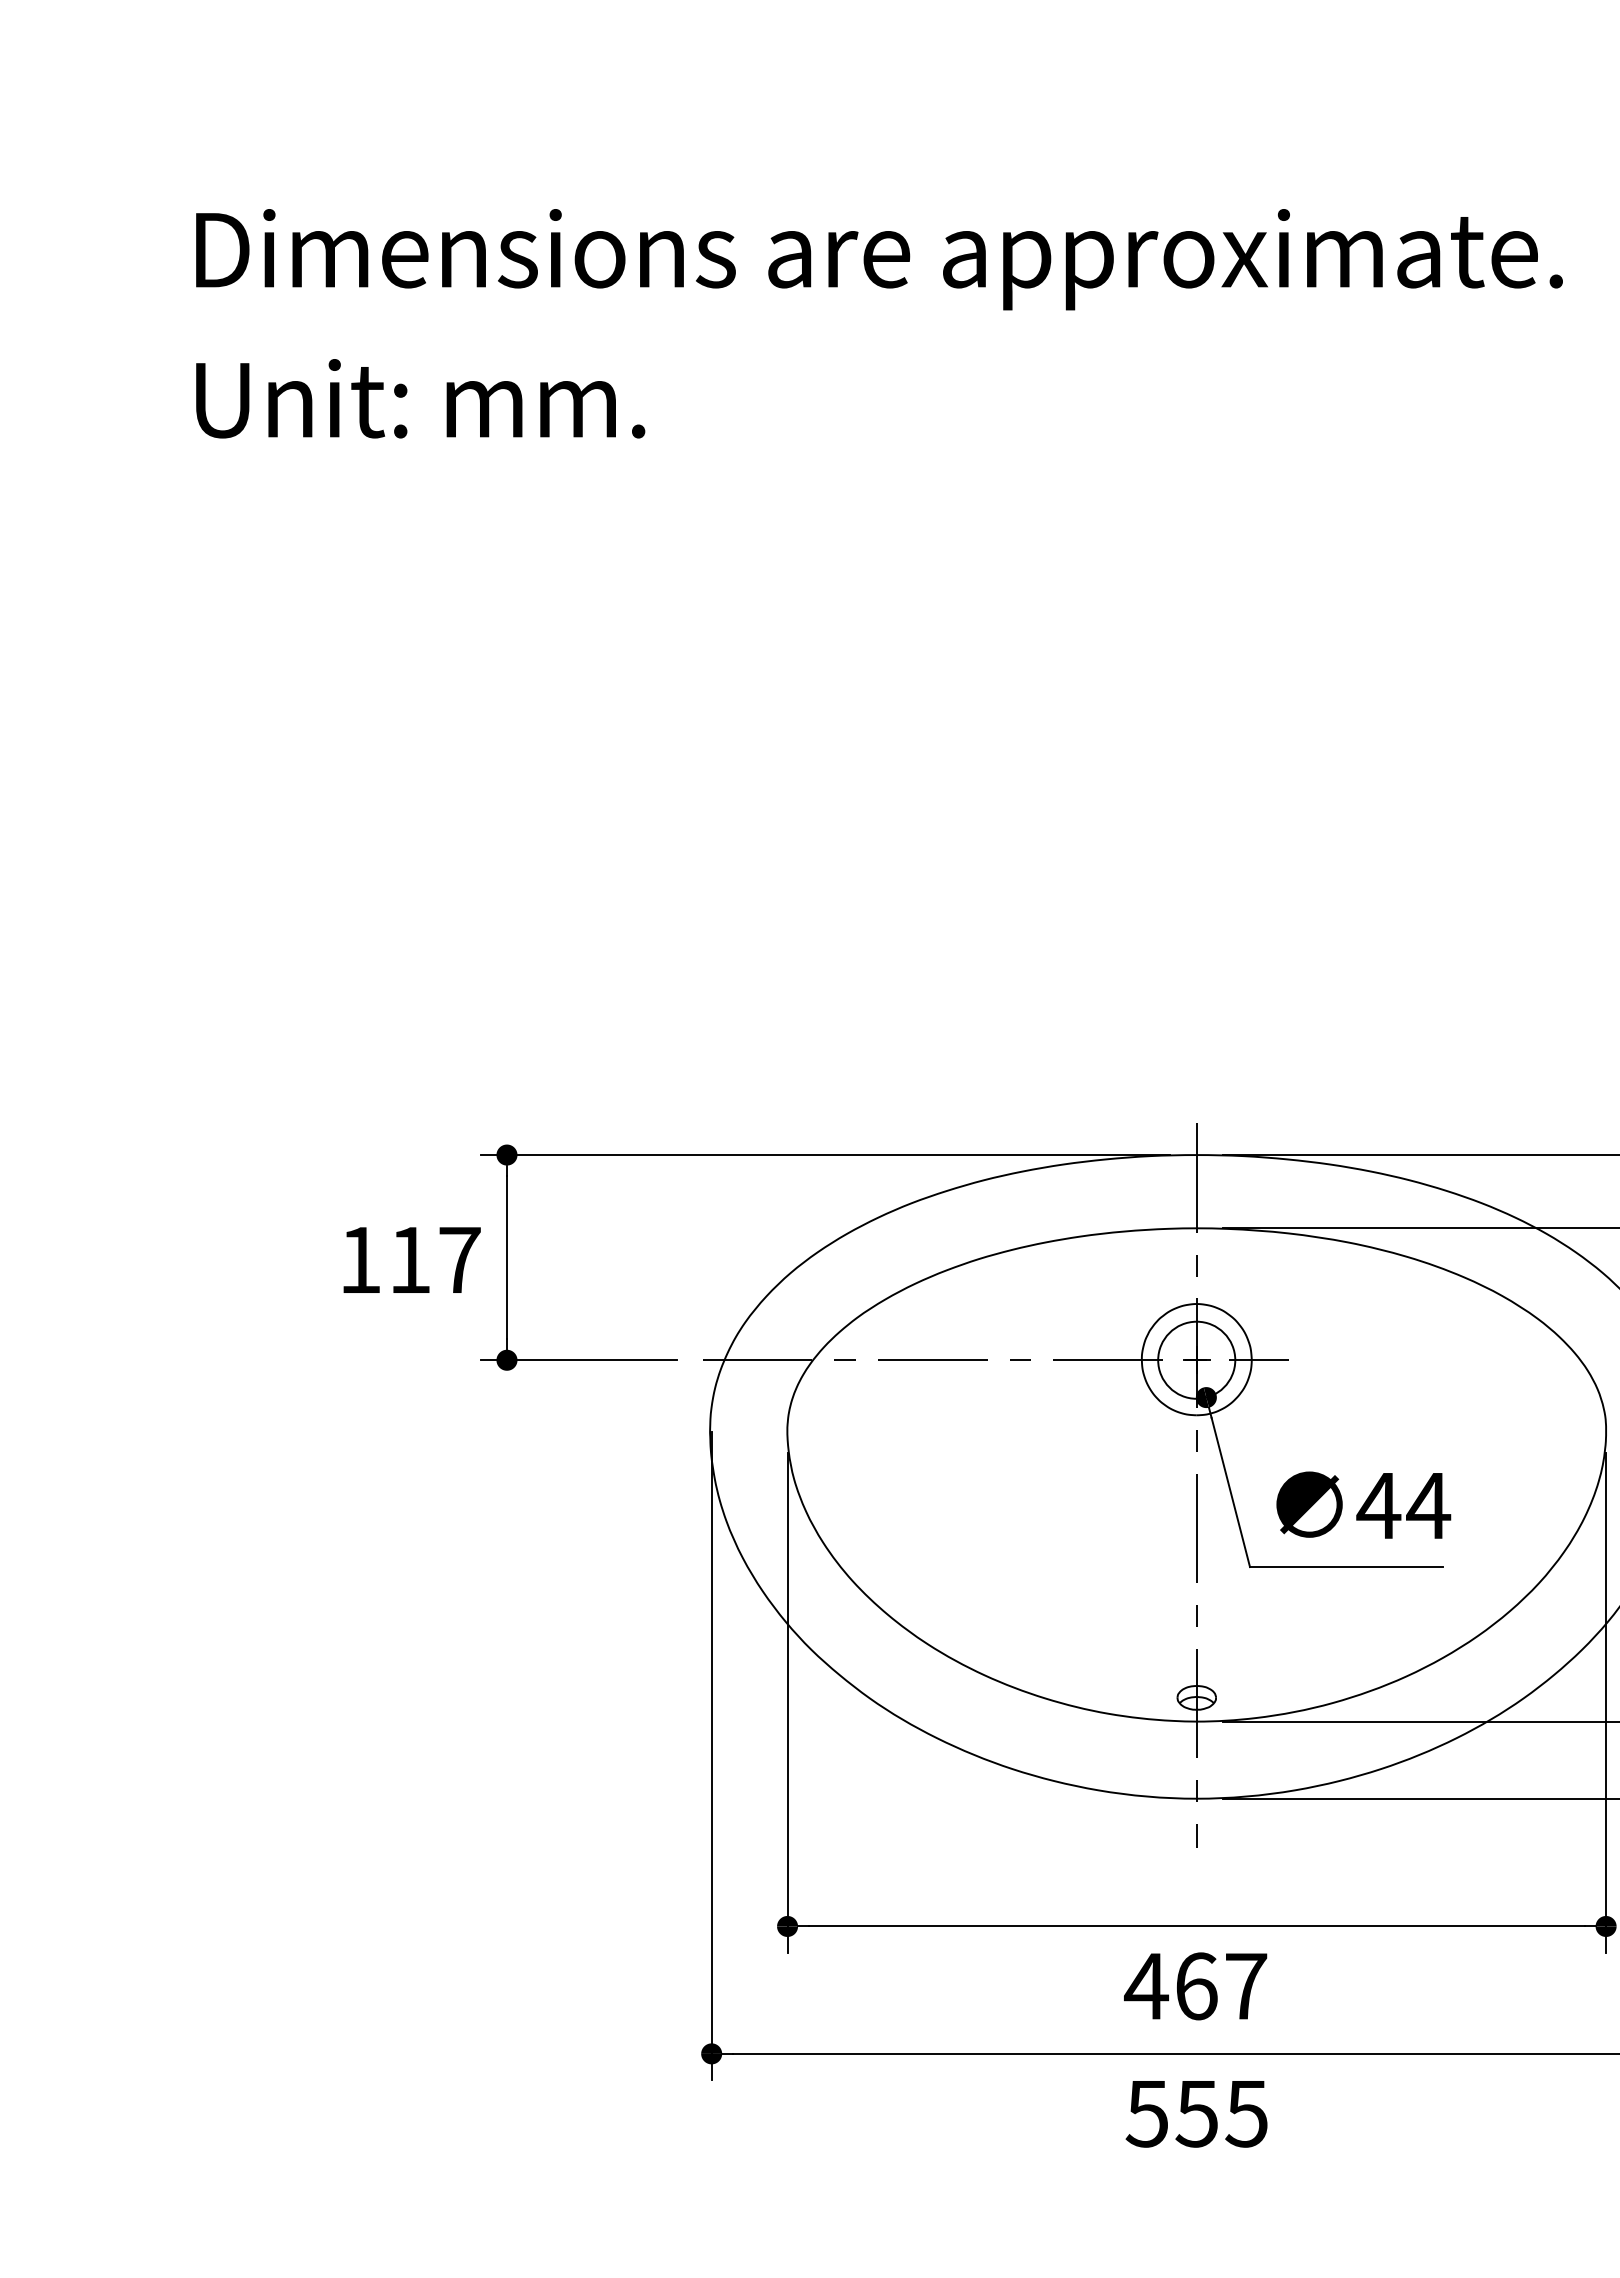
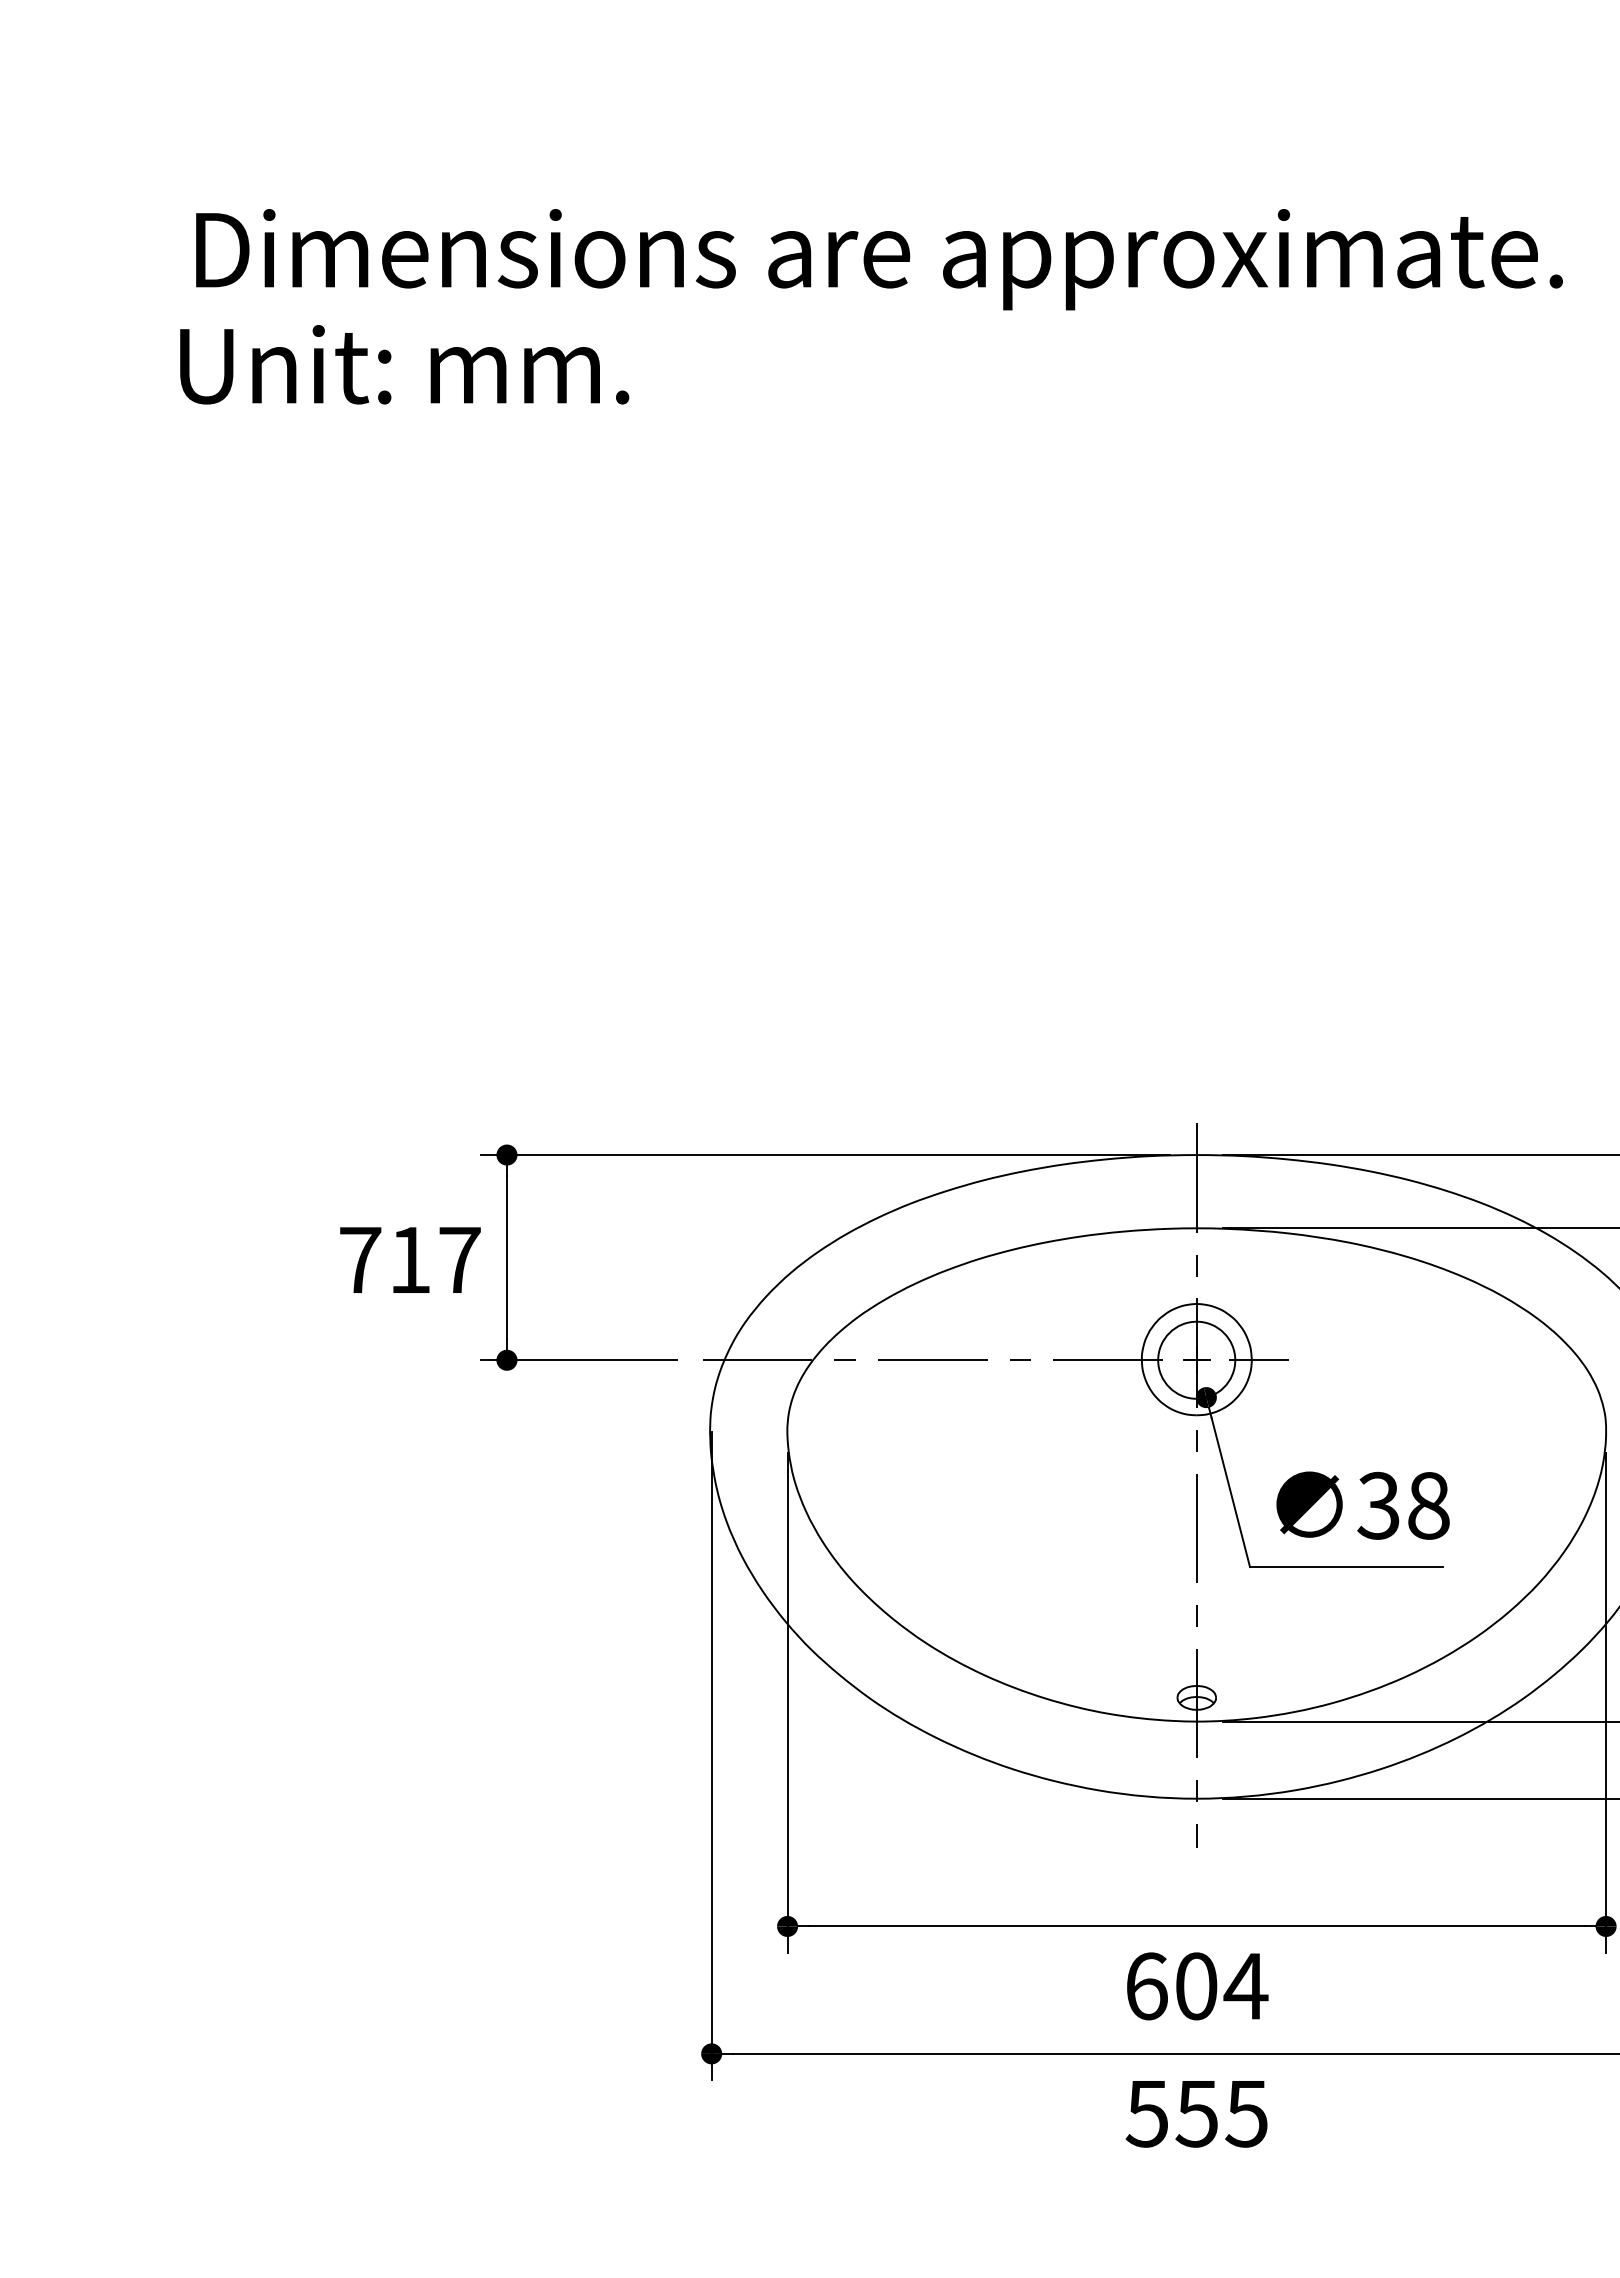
text position: (420, 398) -> (404, 364) (404, 364)
text: 117 -> 717 (360, 1259)
text: 44 -> 38 (1403, 1505)
text: 467 -> 604 (1196, 1986)
